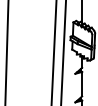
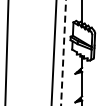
line: solid -> dashed (63, 52)
